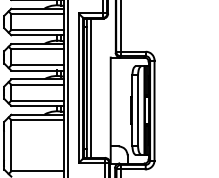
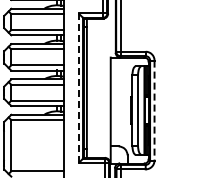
line: present -> none (68, 88)
line: solid -> dashed (78, 88)
line: present -> none (91, 88)
line: solid -> dashed (154, 110)
